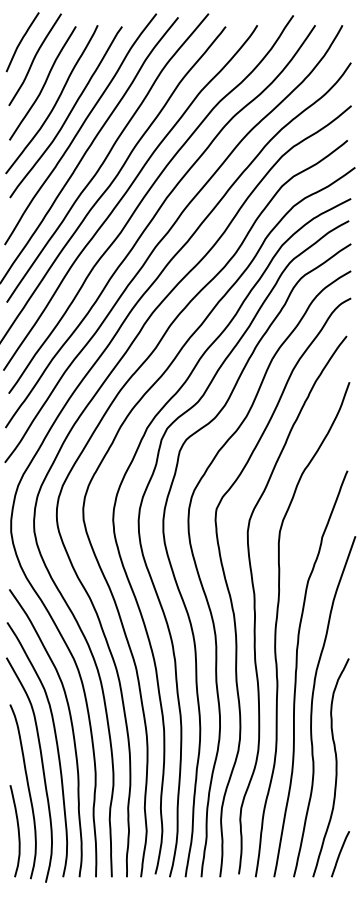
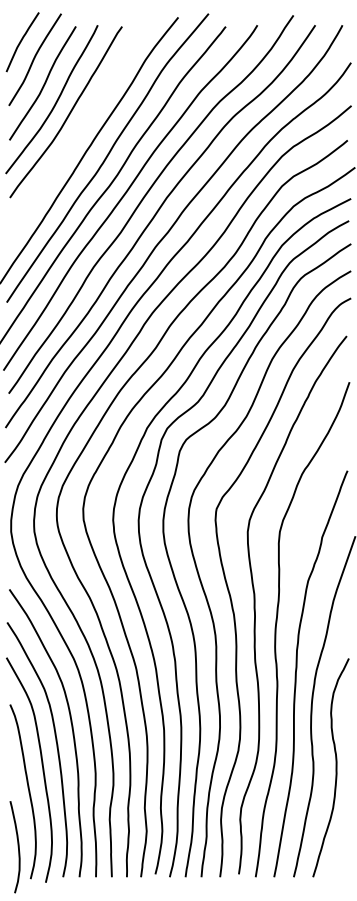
curve: present -> none (80, 129)
curve position: (17, 830) -> (17, 846) (17, 846)
curve: present -> none (340, 854)
